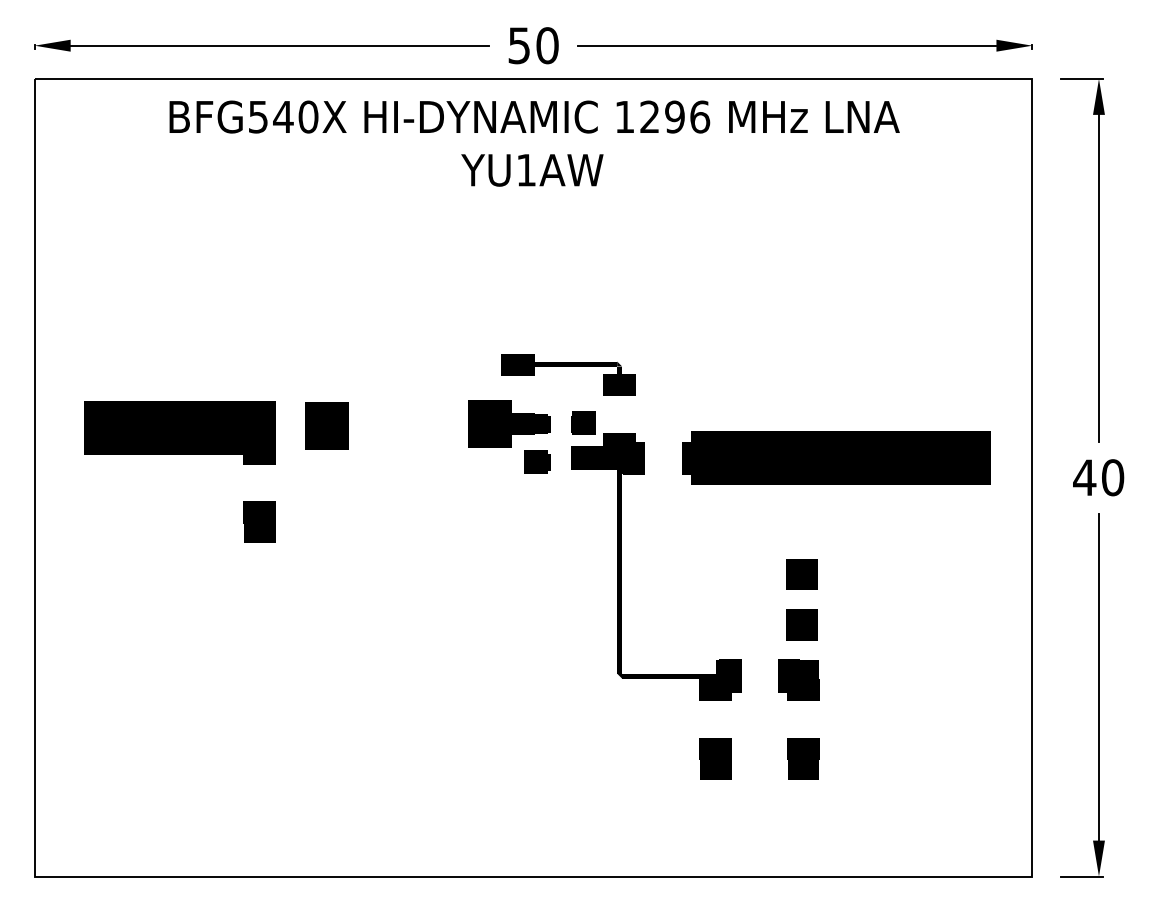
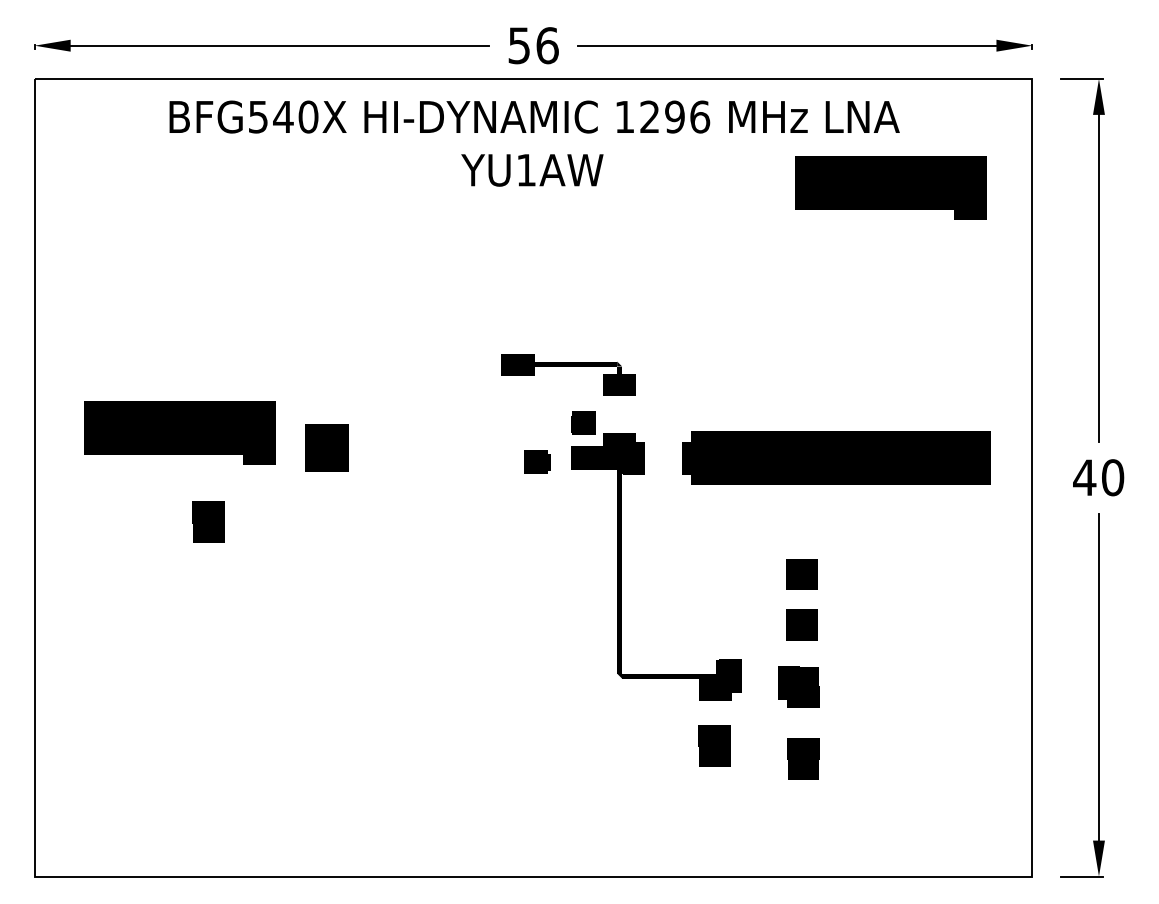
text: 50 -> 56 (547, 45)
part: none -> present (890, 187)
part: present -> none (509, 423)
part position: (326, 425) -> (326, 447) (326, 447)
part position: (259, 521) -> (208, 521) (208, 521)
part position: (798, 679) -> (798, 686) (798, 686)
part position: (715, 758) -> (714, 745) (714, 745)
